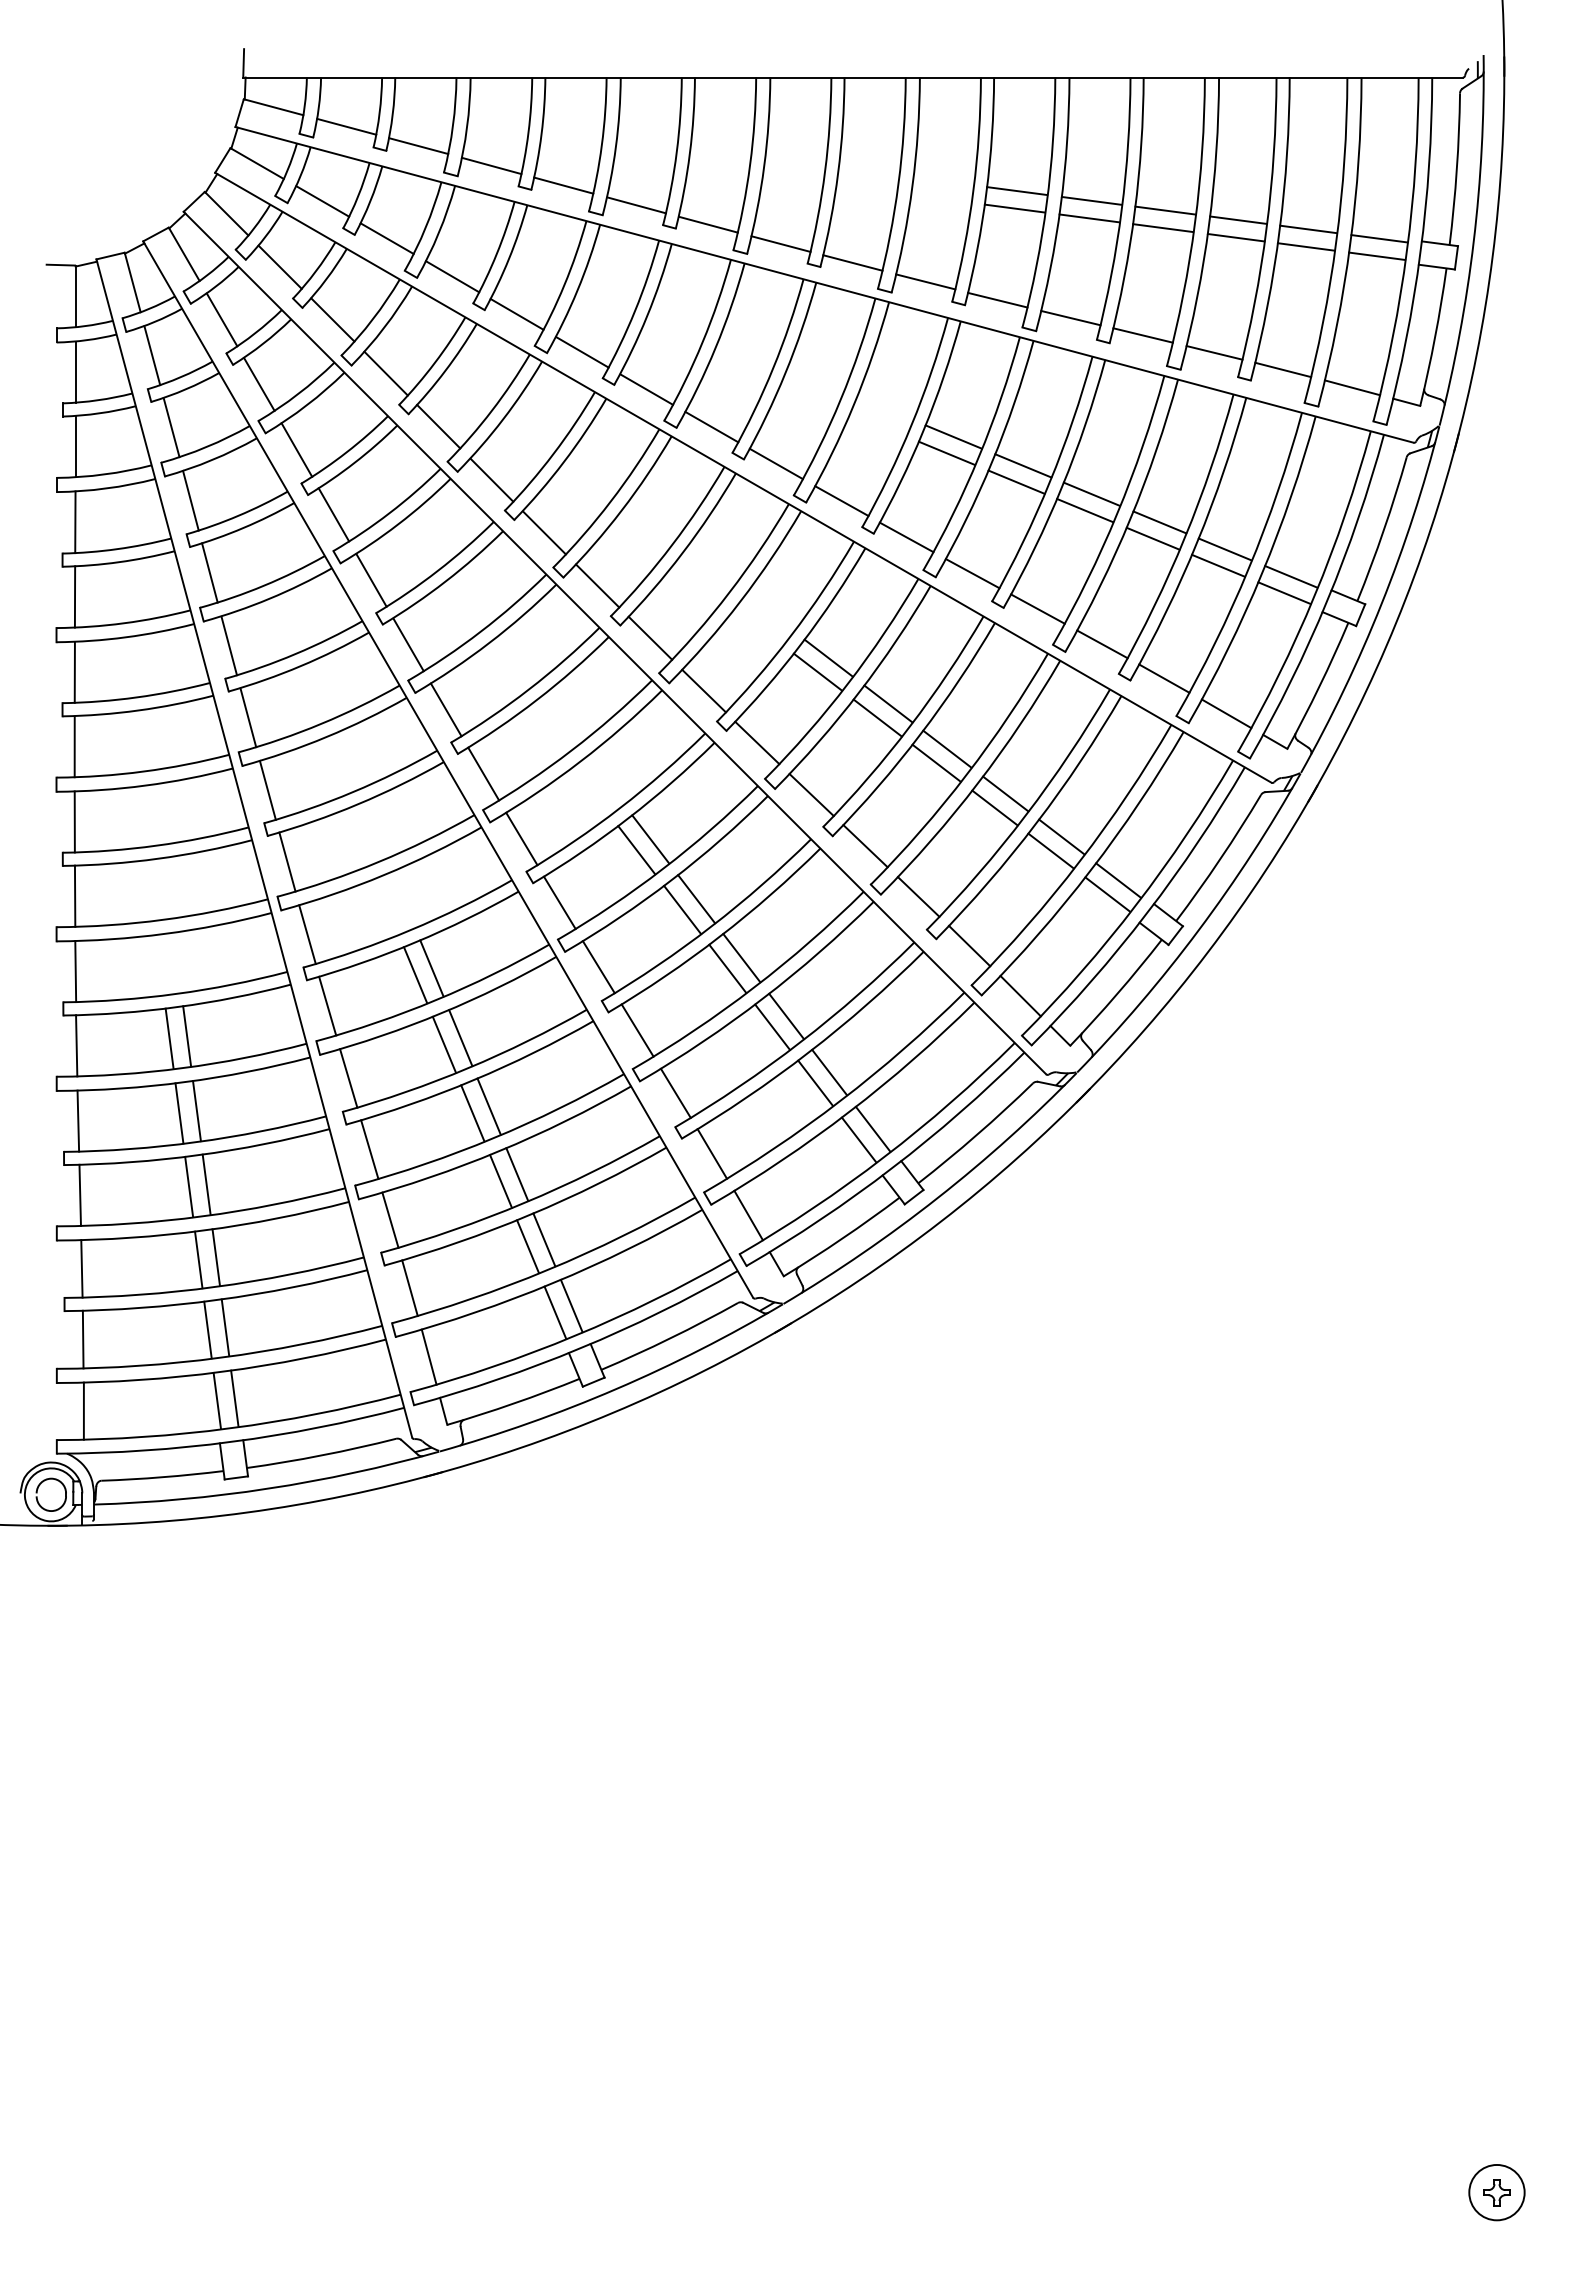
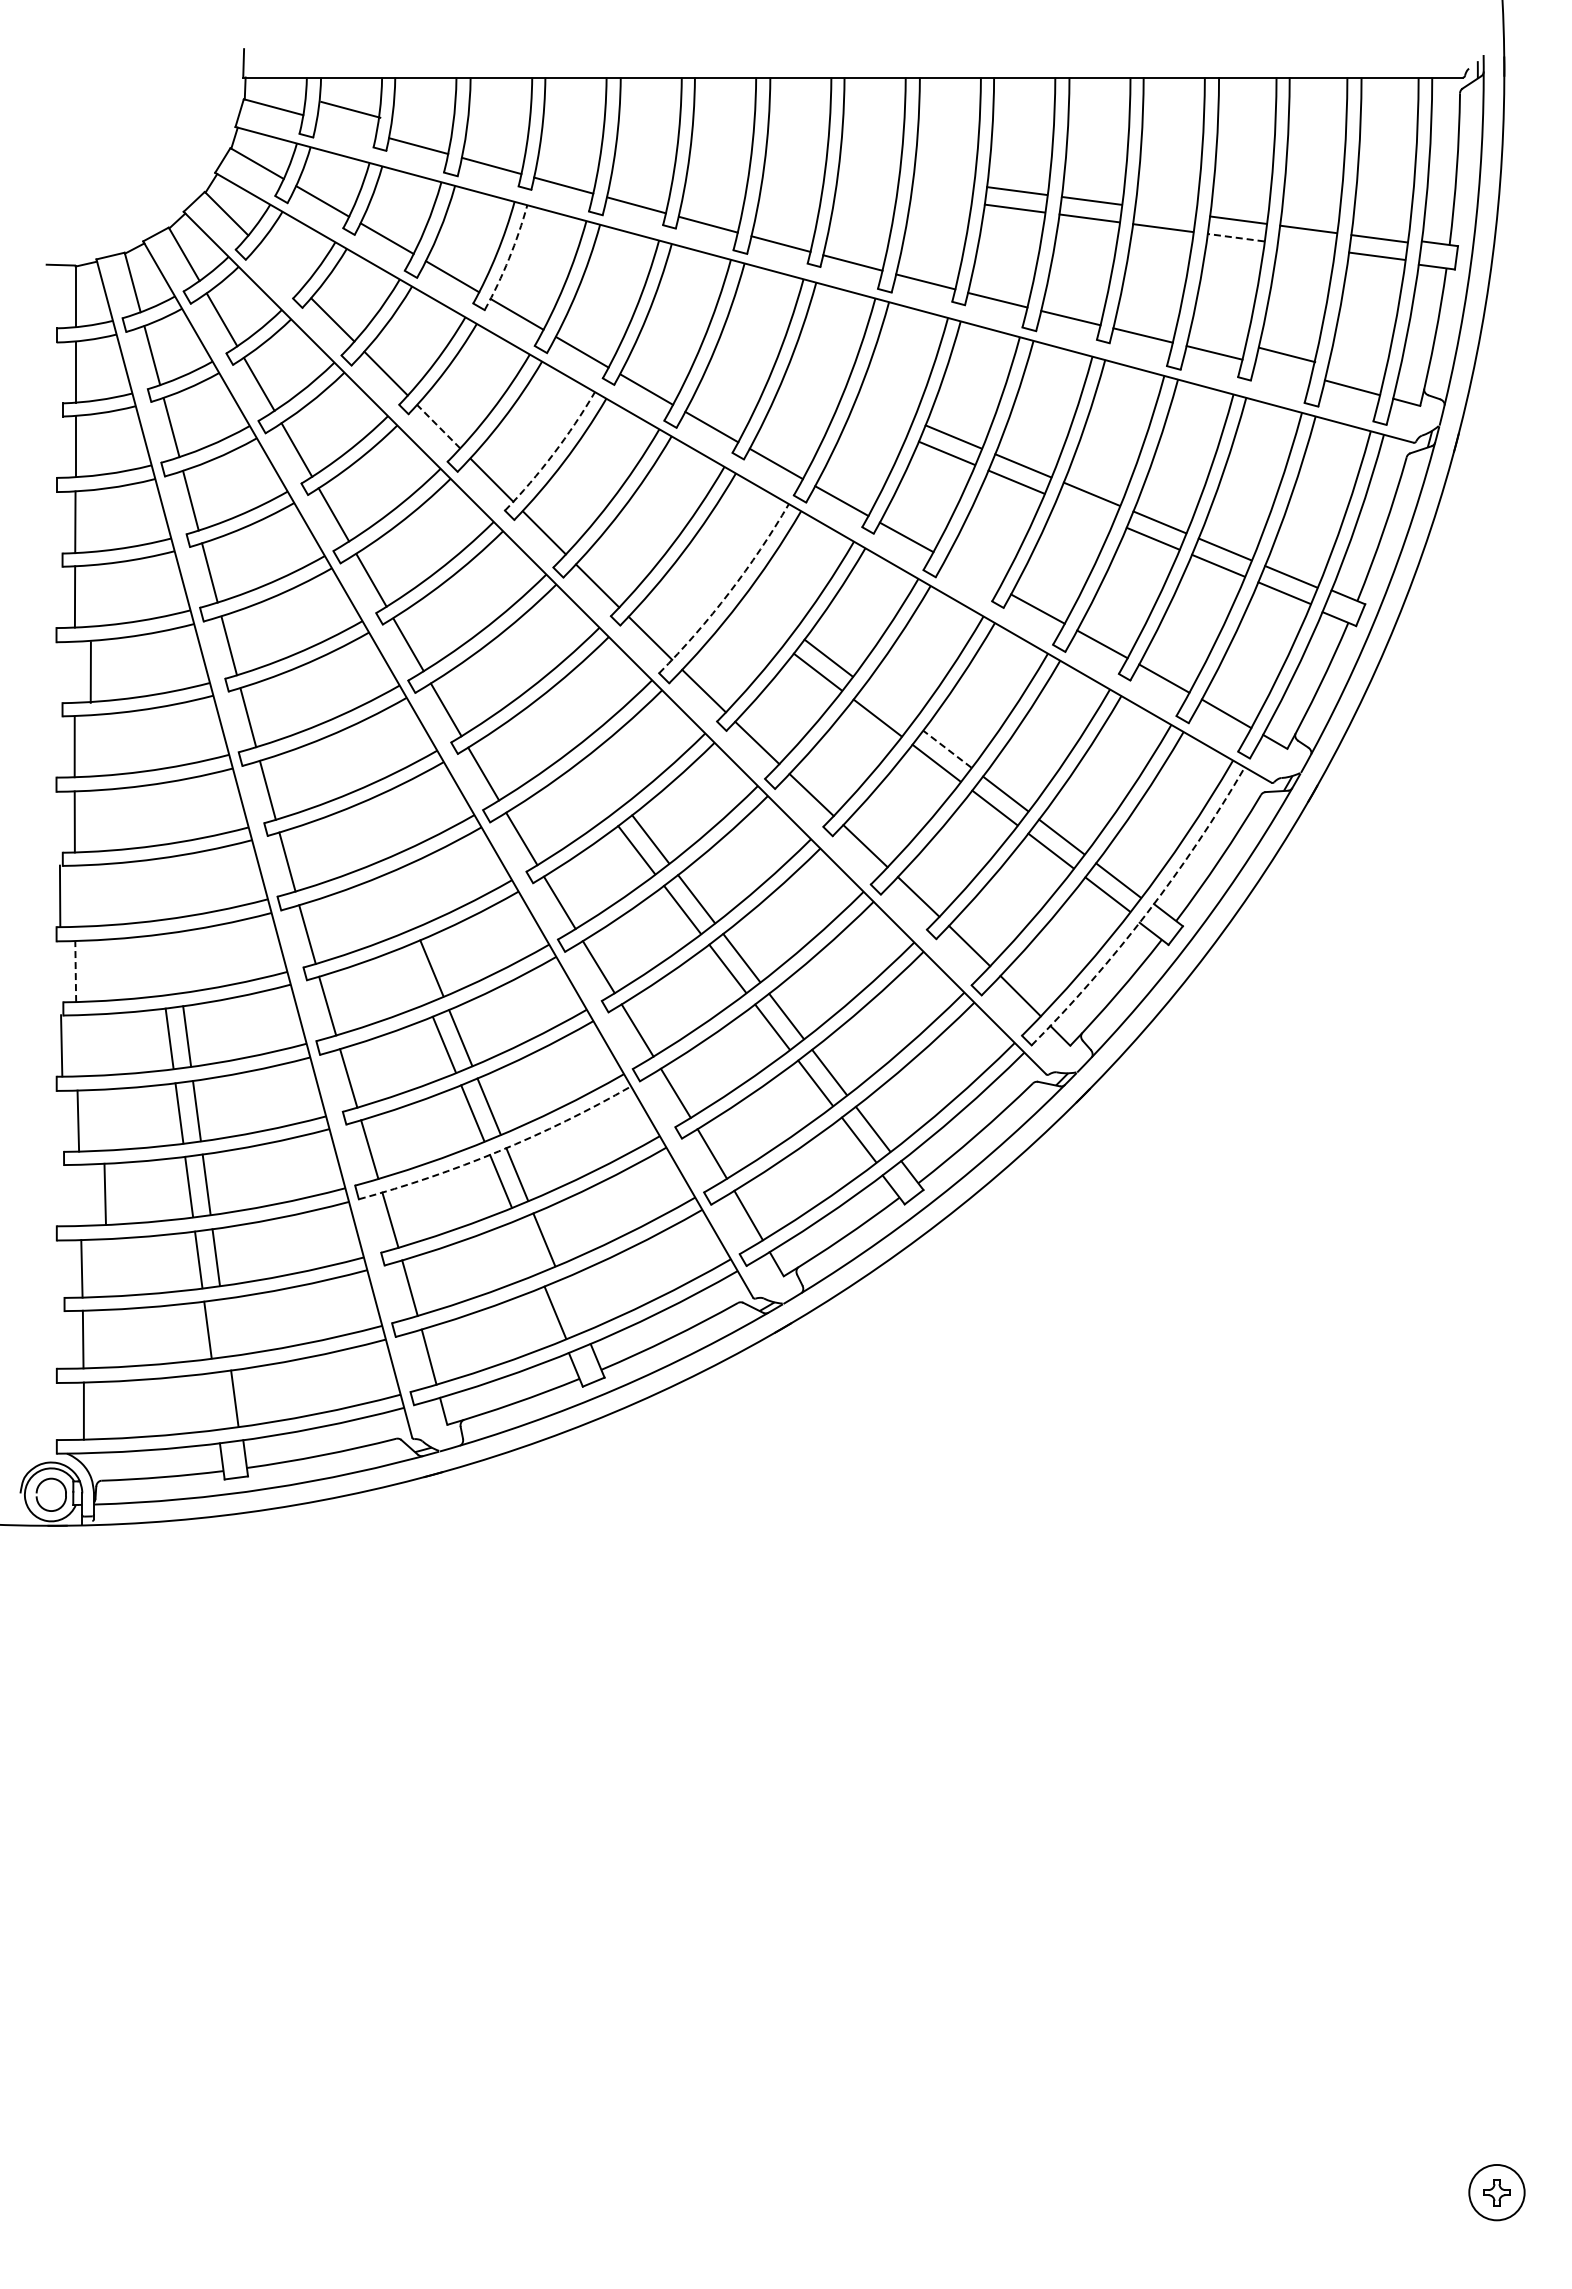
line position: (346, 126) -> (350, 109) (350, 109)
line: present -> none (1165, 210)
line: solid -> dashed (1236, 237)
line: present -> none (1305, 246)
arc: solid -> dashed (509, 258)
line: present -> none (279, 266)
line position: (1283, 369) -> (1287, 354) (1287, 354)
line: solid -> dashed (438, 426)
arc: solid -> dashed (553, 454)
line: present -> none (1085, 510)
line: present -> none (972, 573)
arc: solid -> dashed (729, 592)
line position: (74, 672) -> (90, 672) (90, 672)
line: present -> none (888, 703)
line: solid -> dashed (946, 748)
line position: (74, 895) -> (59, 895) (59, 895)
arc: solid -> dashed (1147, 913)
line: solid -> dashed (75, 971)
line: present -> none (415, 975)
line position: (76, 1045) -> (61, 1045) (61, 1045)
arc: solid -> dashed (498, 1151)
line position: (79, 1194) -> (104, 1193) (104, 1193)
line: present -> none (527, 1246)
line: present -> none (571, 1305)
line: present -> none (225, 1327)
line: present -> none (217, 1400)
